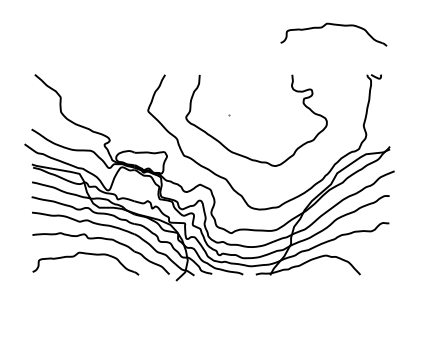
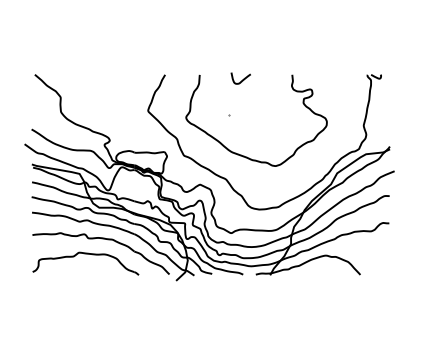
part: present -> none (333, 25)
curve: none -> present (242, 79)
